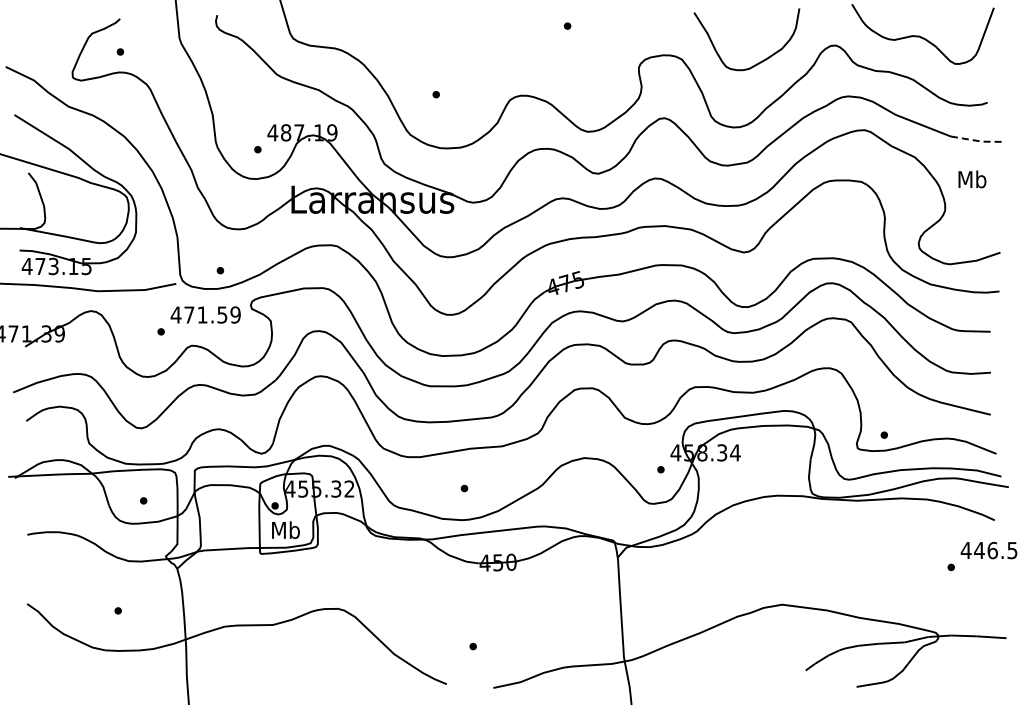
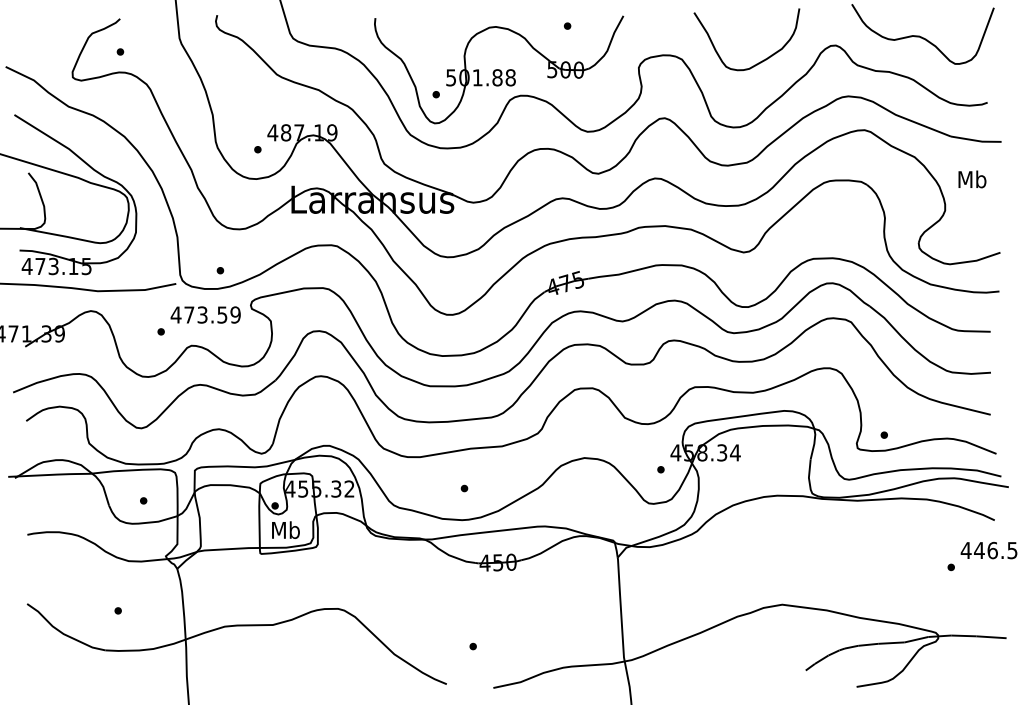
part: none -> present (499, 69)
line: dashed -> solid (977, 140)
text: 471.59 -> 473.59 (202, 314)
